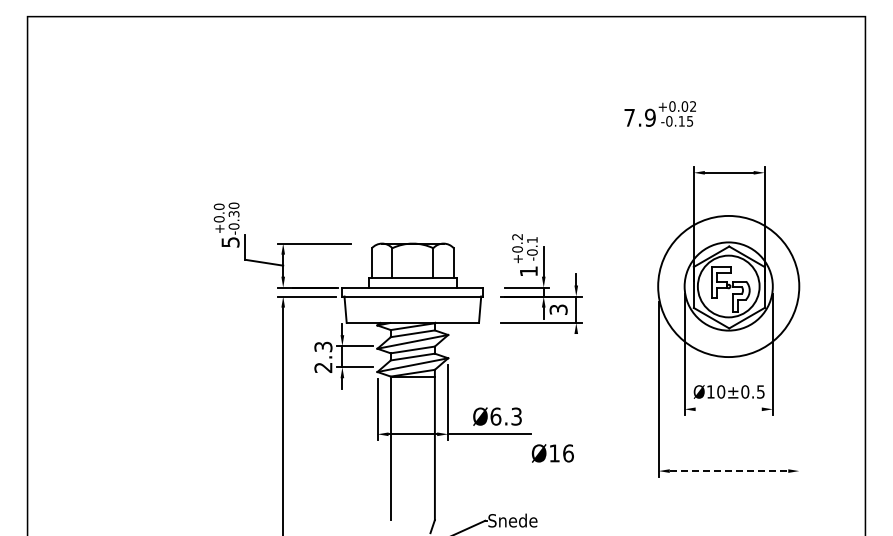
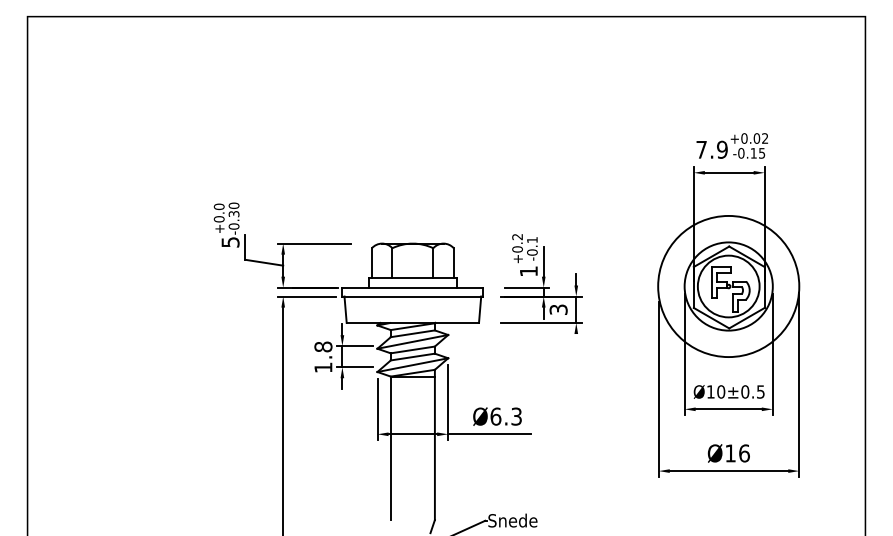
text position: (659, 113) -> (731, 145) (731, 145)
text: 2.3 -> 1.8 (323, 356)
line: none -> present (799, 384)
line: none -> present (728, 409)
text position: (552, 453) -> (728, 453) (728, 453)
line: dashed -> solid (729, 471)
